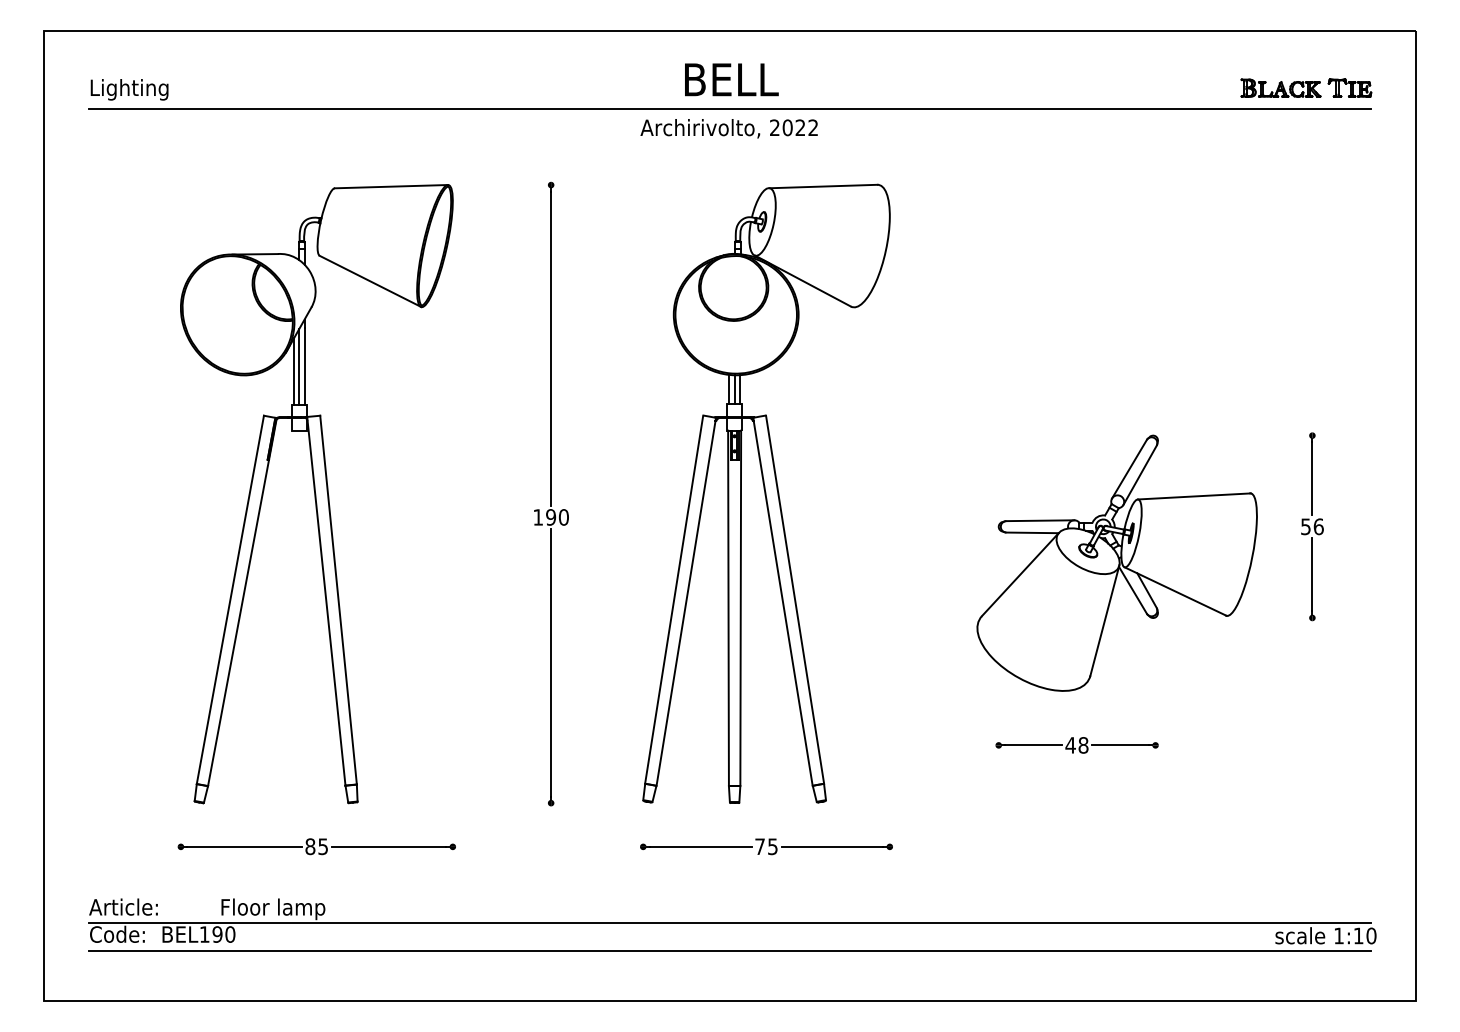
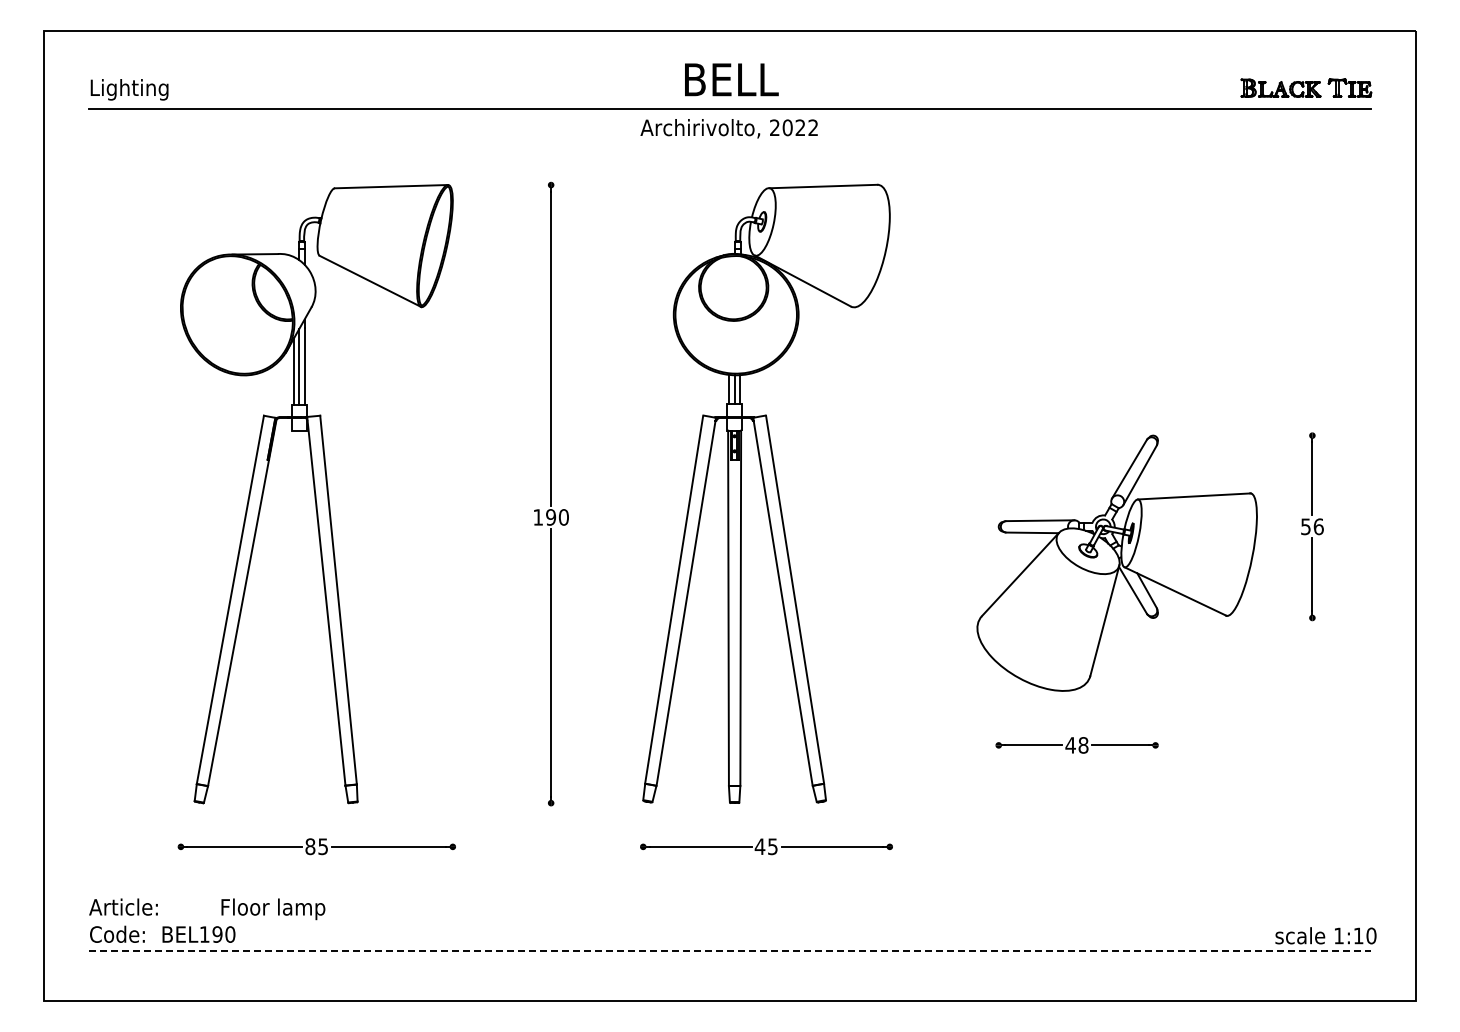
text: 75 -> 45 (759, 846)
line: present -> none (729, 922)
line: solid -> dashed (730, 951)
